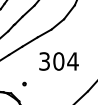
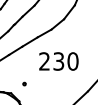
text: 304 -> 230 (58, 61)
